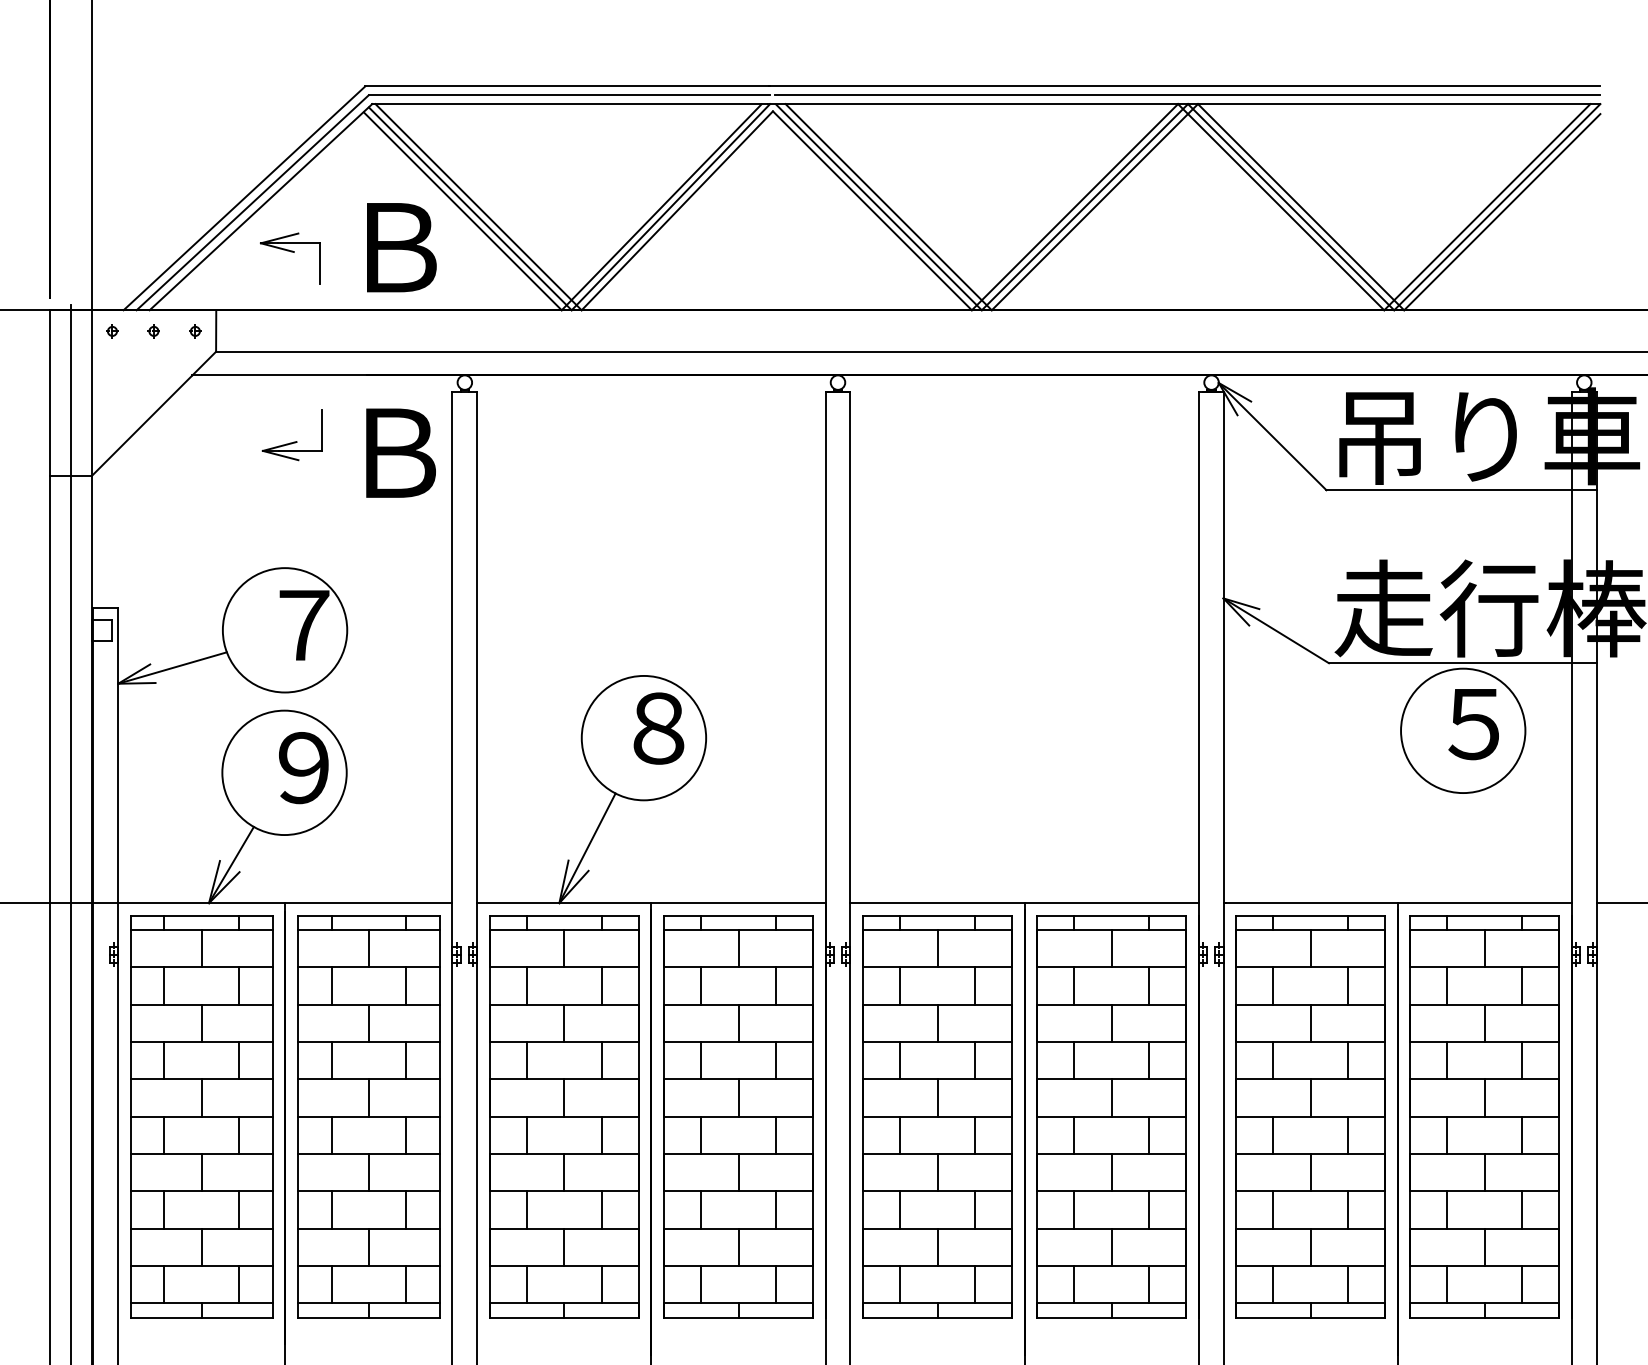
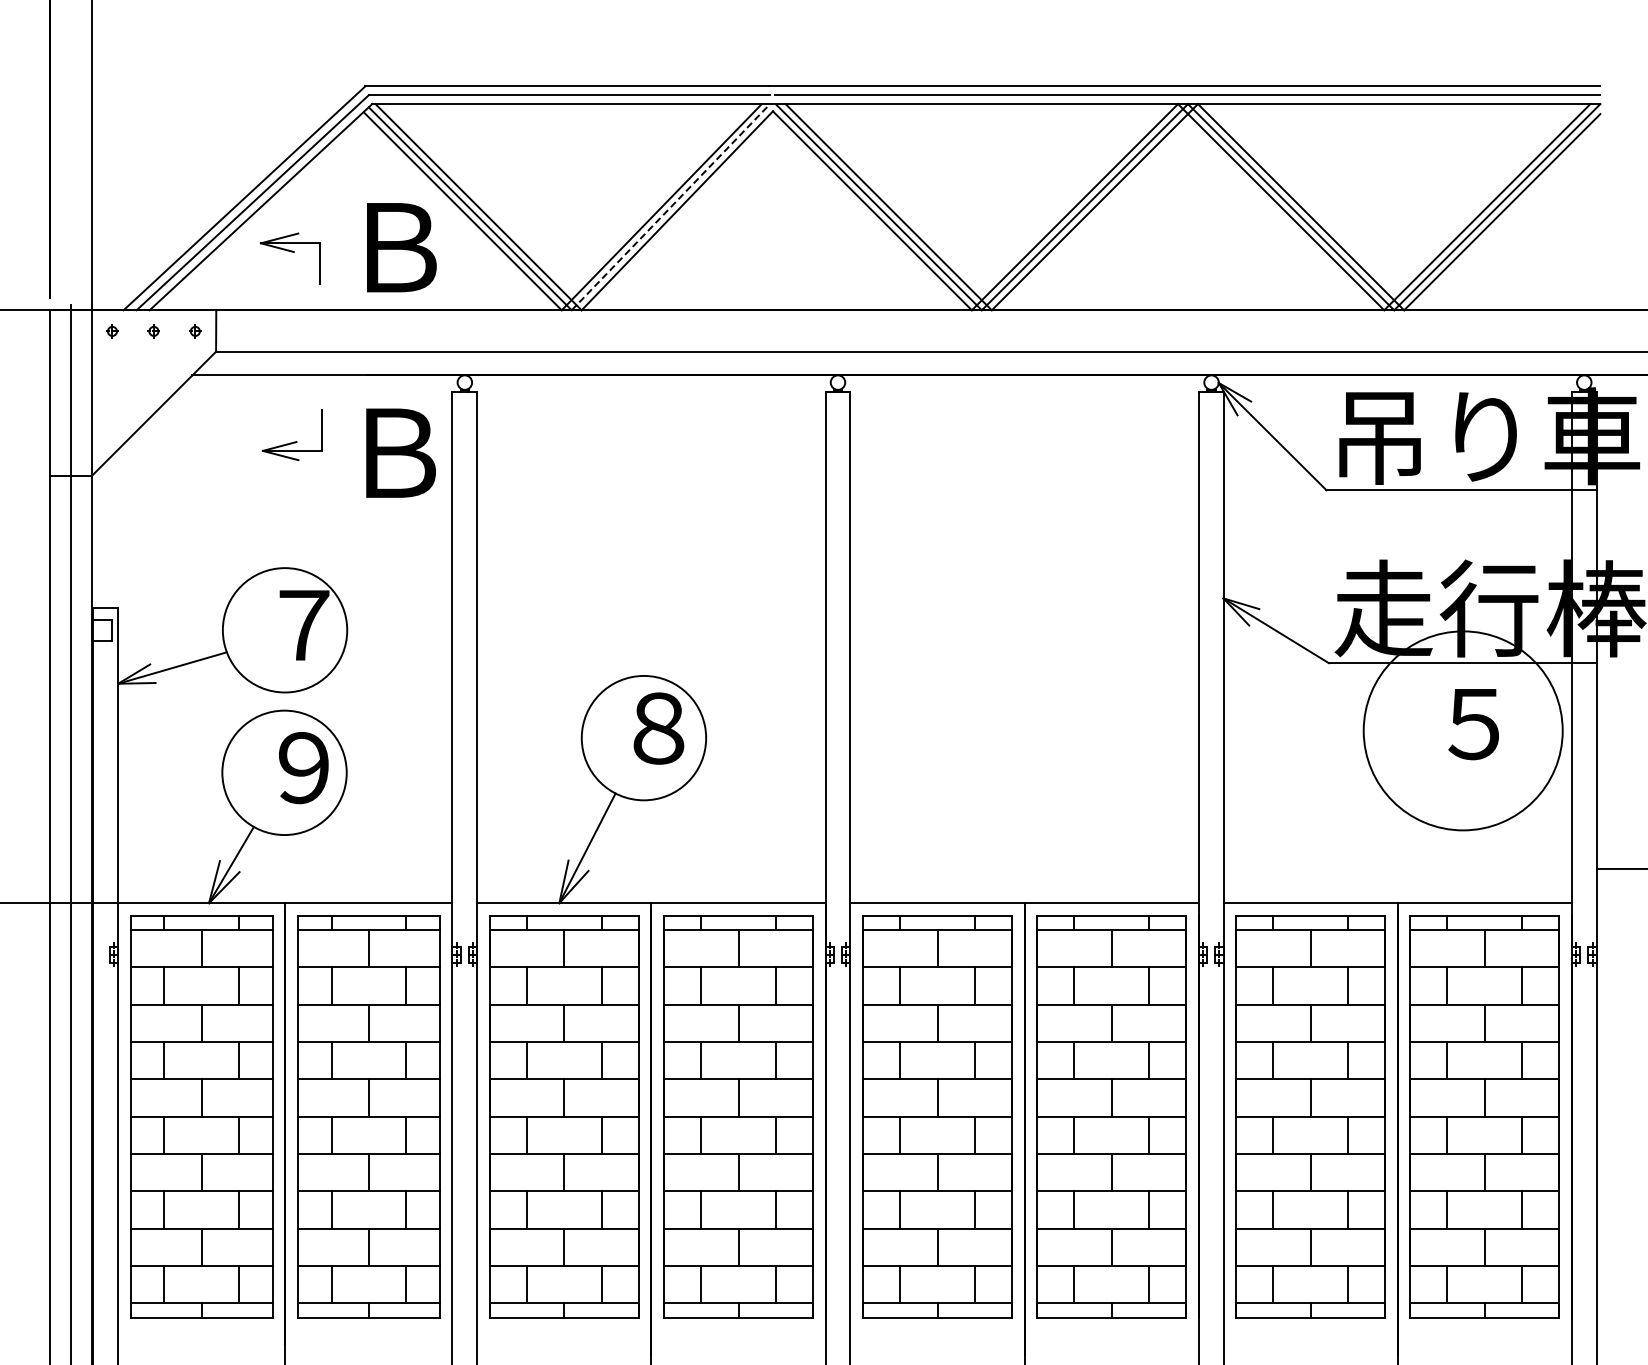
line: solid -> dashed (671, 206)
circle diameter: 124 px -> 199 px (1462, 730)
line position: (1620, 903) -> (1620, 869) (1620, 869)
